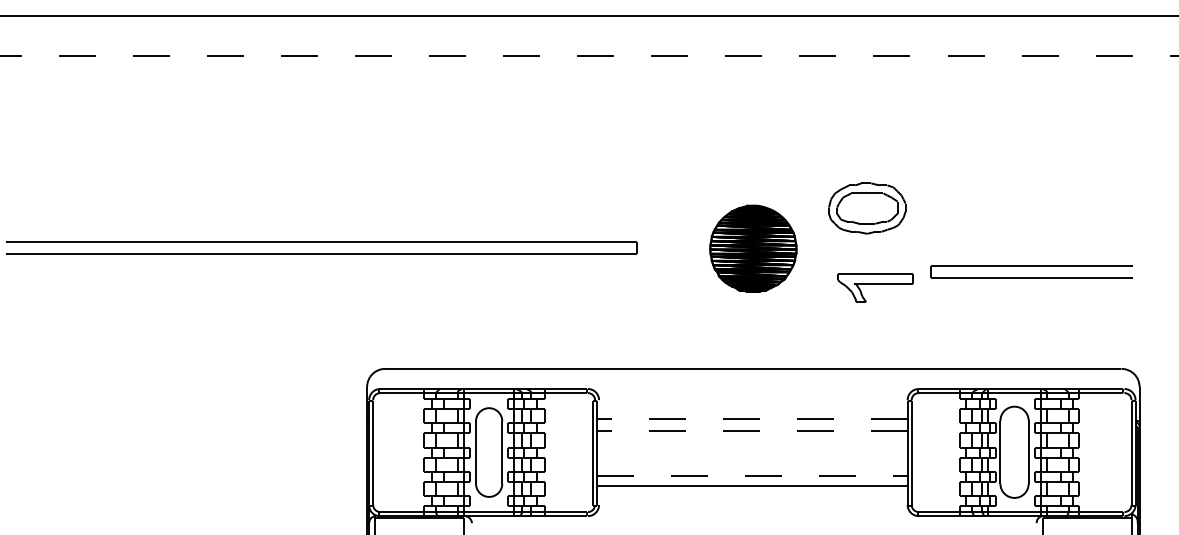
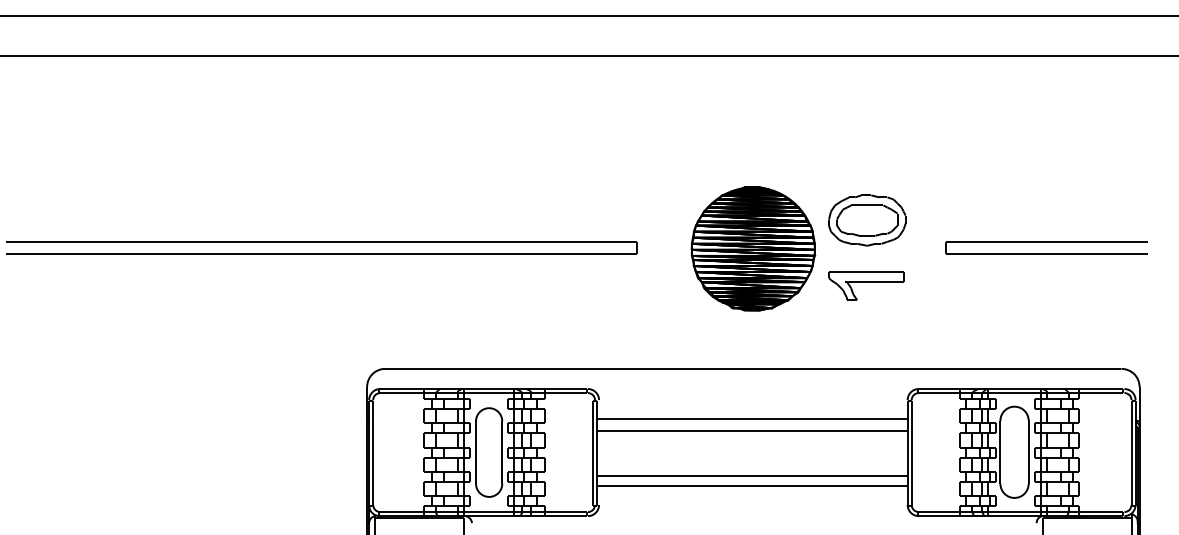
line: dashed -> solid (589, 56)
part position: (867, 208) -> (867, 220) (867, 220)
part size: 89x89 px -> 127x126 px (753, 248)
part position: (1031, 271) -> (1046, 247) (1046, 247)
part position: (875, 287) -> (866, 285) (866, 285)
line: dashed -> solid (751, 419)
line: dashed -> solid (751, 431)
line: dashed -> solid (752, 475)
